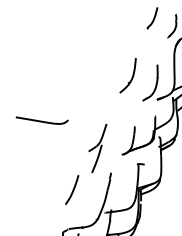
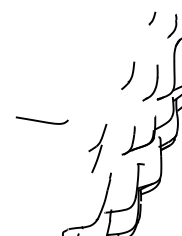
part size: 13x23 px -> 9x15 px (152, 18)
part size: 18x36 px -> 15x29 px (128, 75)
part: present -> none (72, 190)
